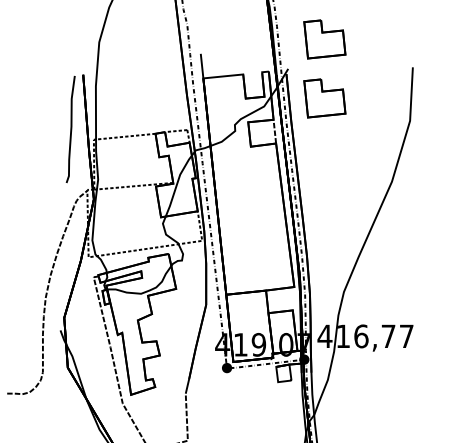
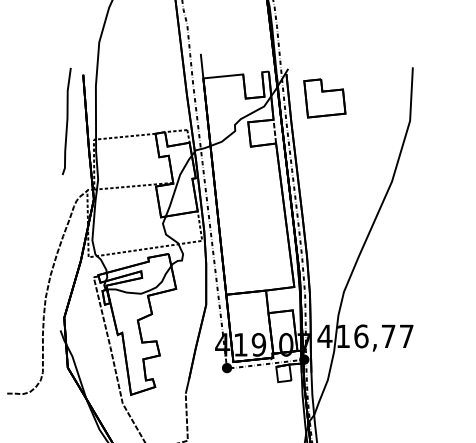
part: present -> none (324, 39)
curve position: (70, 129) -> (66, 121) (66, 121)
